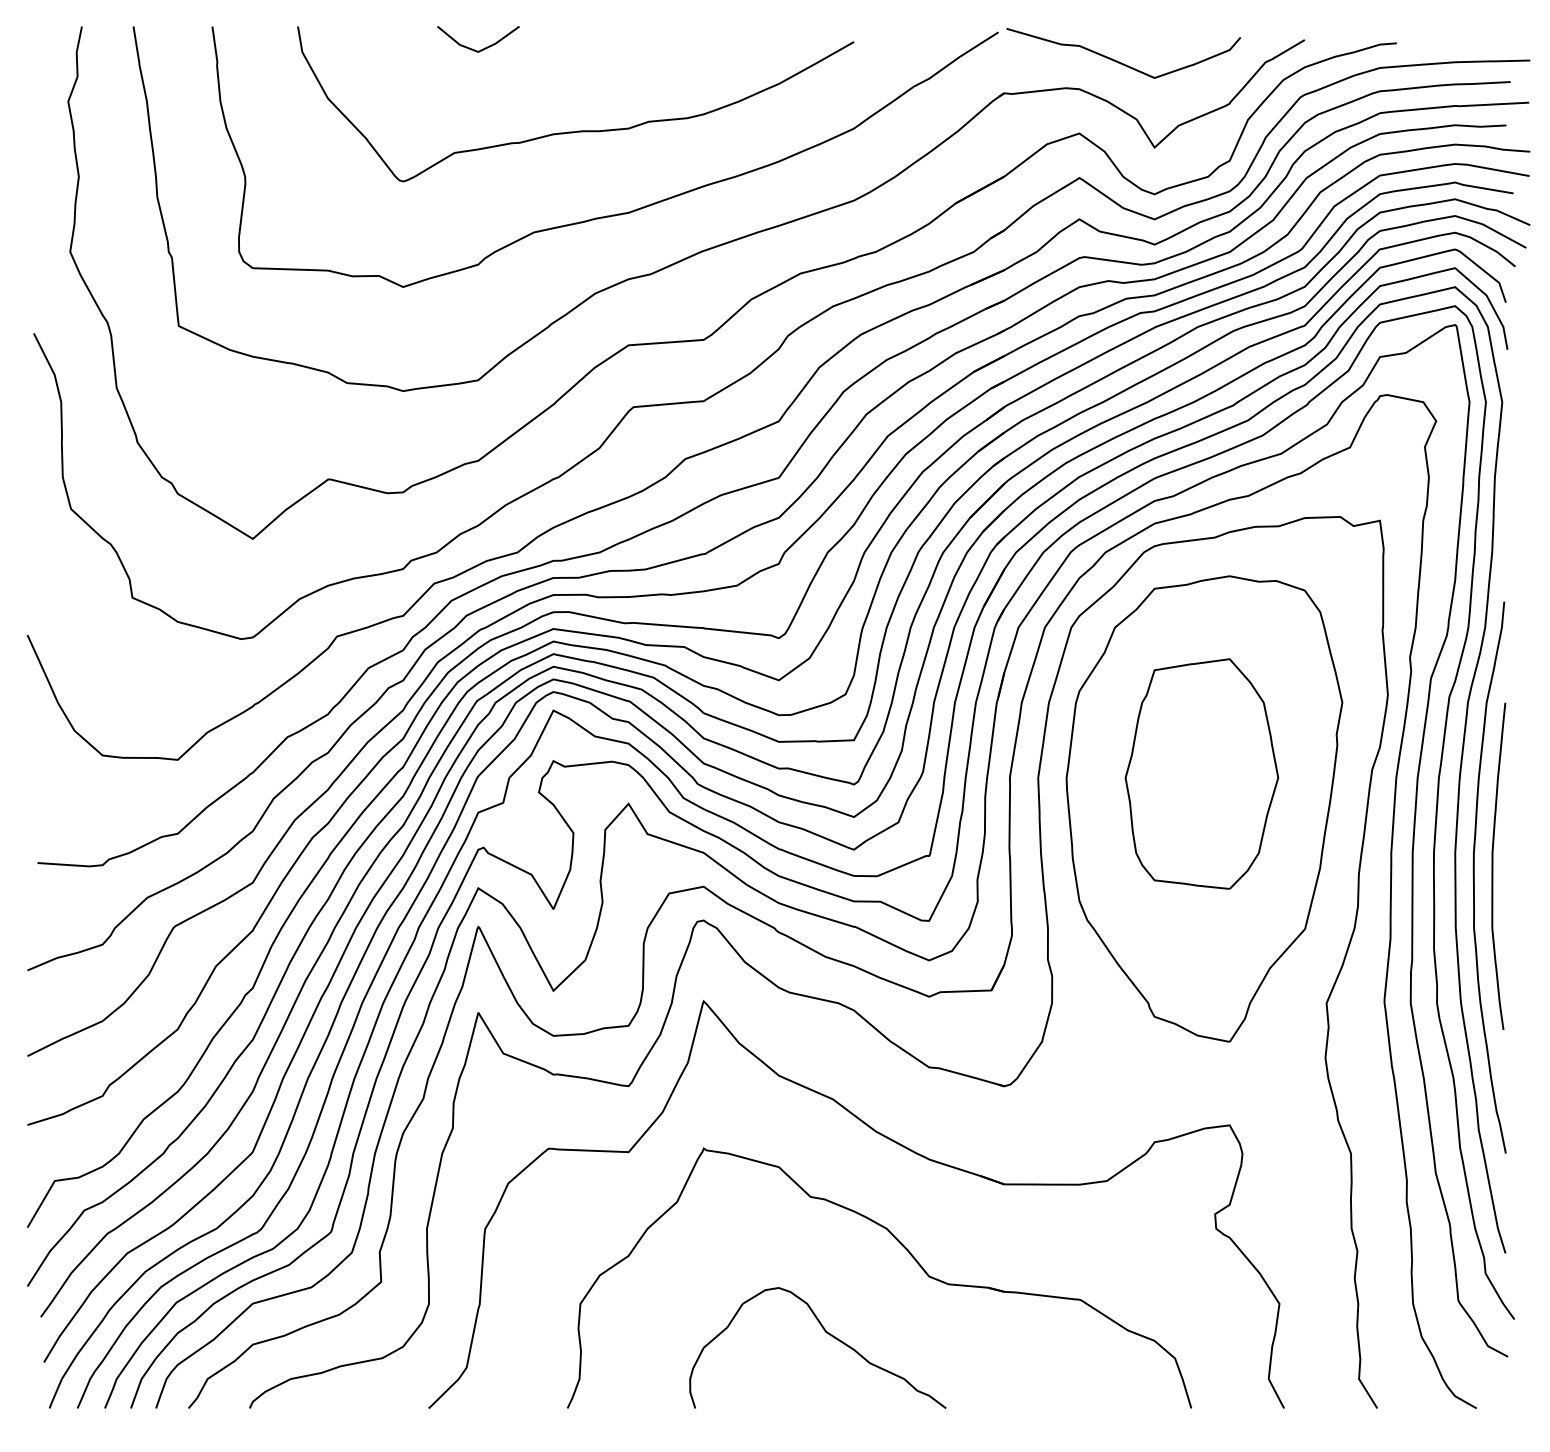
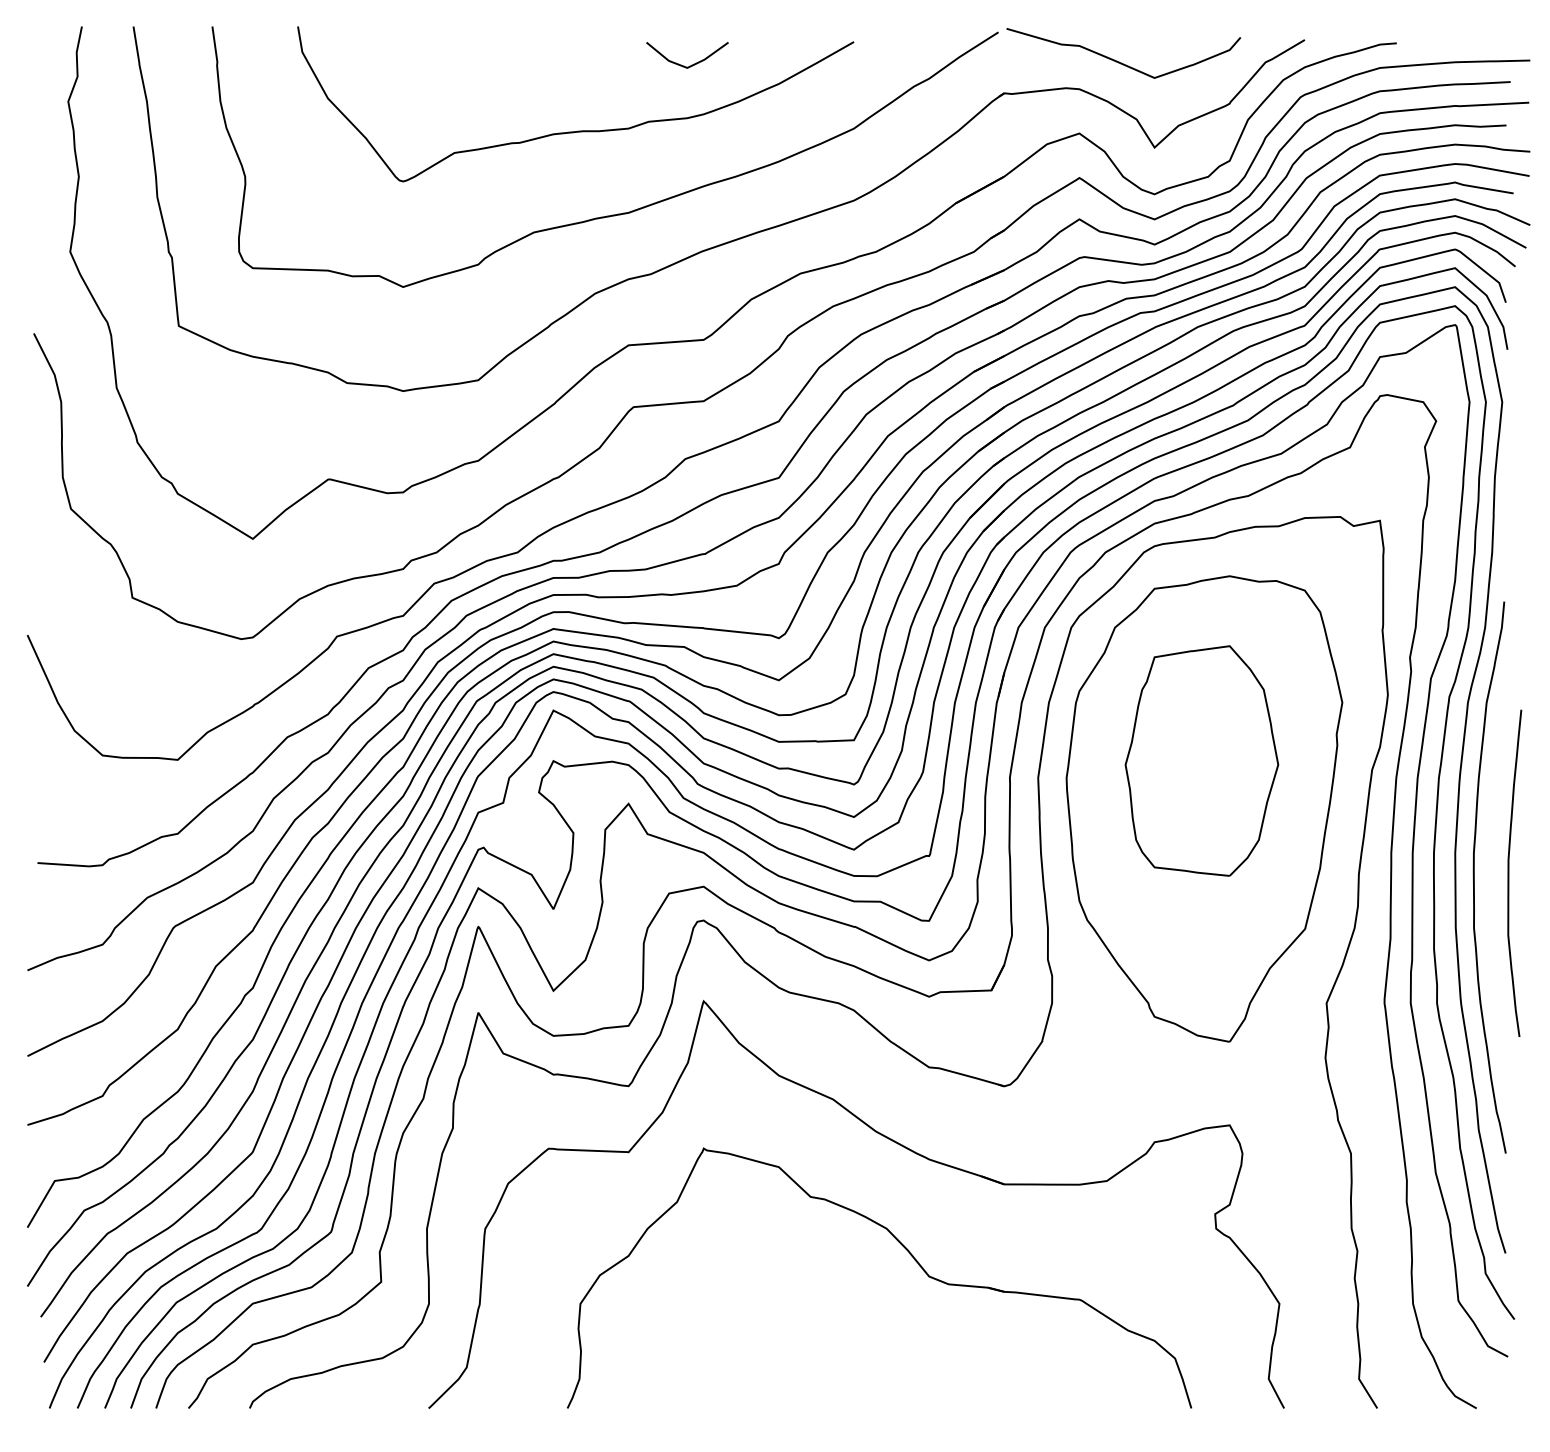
line position: (482, 48) -> (691, 64) (691, 64)
part position: (1201, 773) -> (1201, 760) (1201, 760)
curve position: (1493, 865) -> (1509, 872) (1509, 872)
curve: present -> none (826, 1333)
